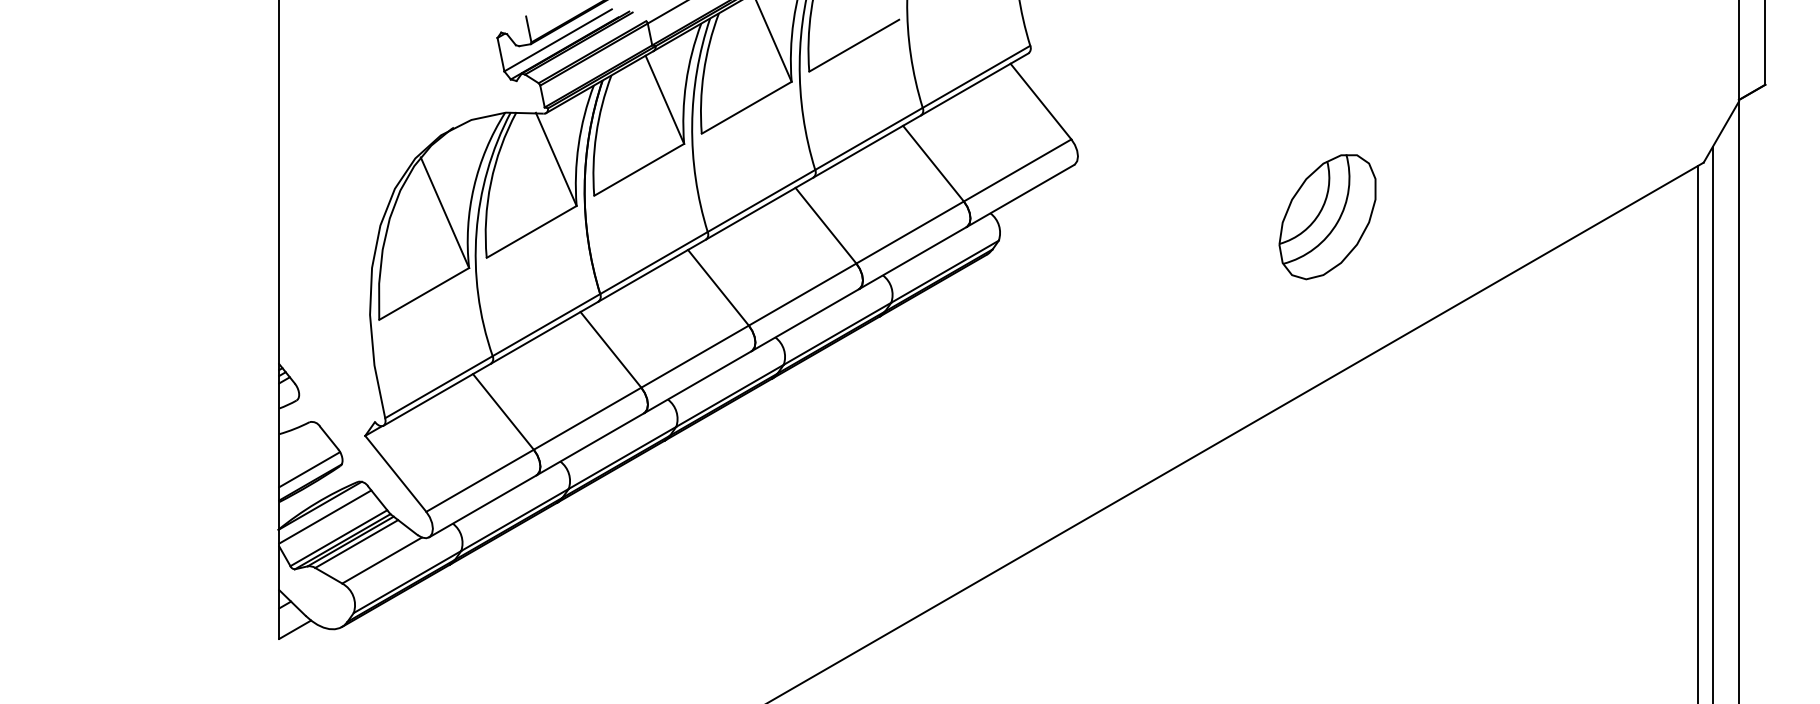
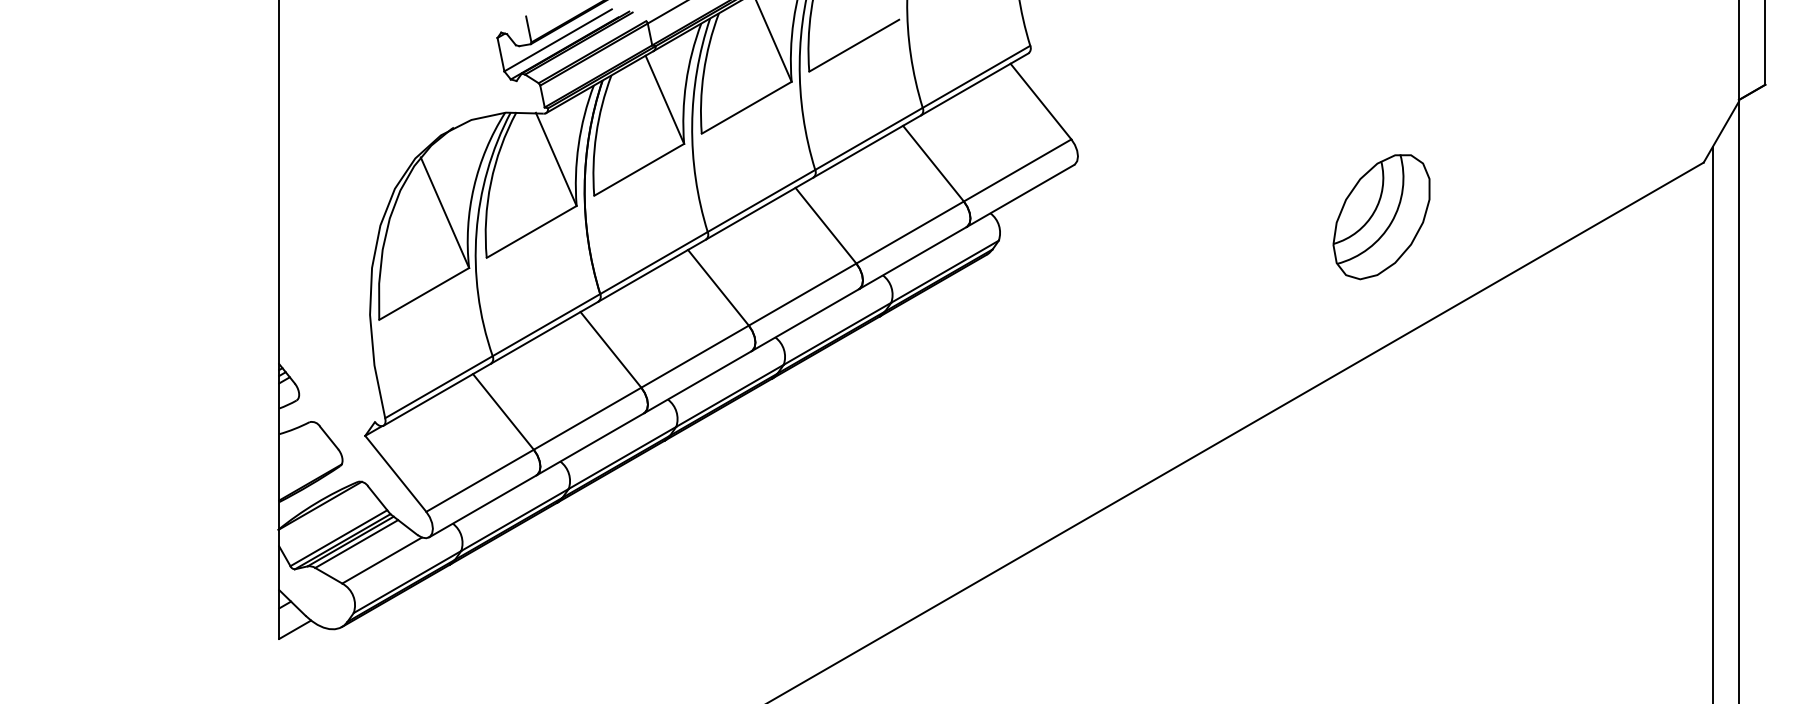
part position: (1327, 217) -> (1381, 217) (1381, 217)
line: present -> none (1698, 432)
line: present -> none (309, 469)
line: present -> none (325, 516)
